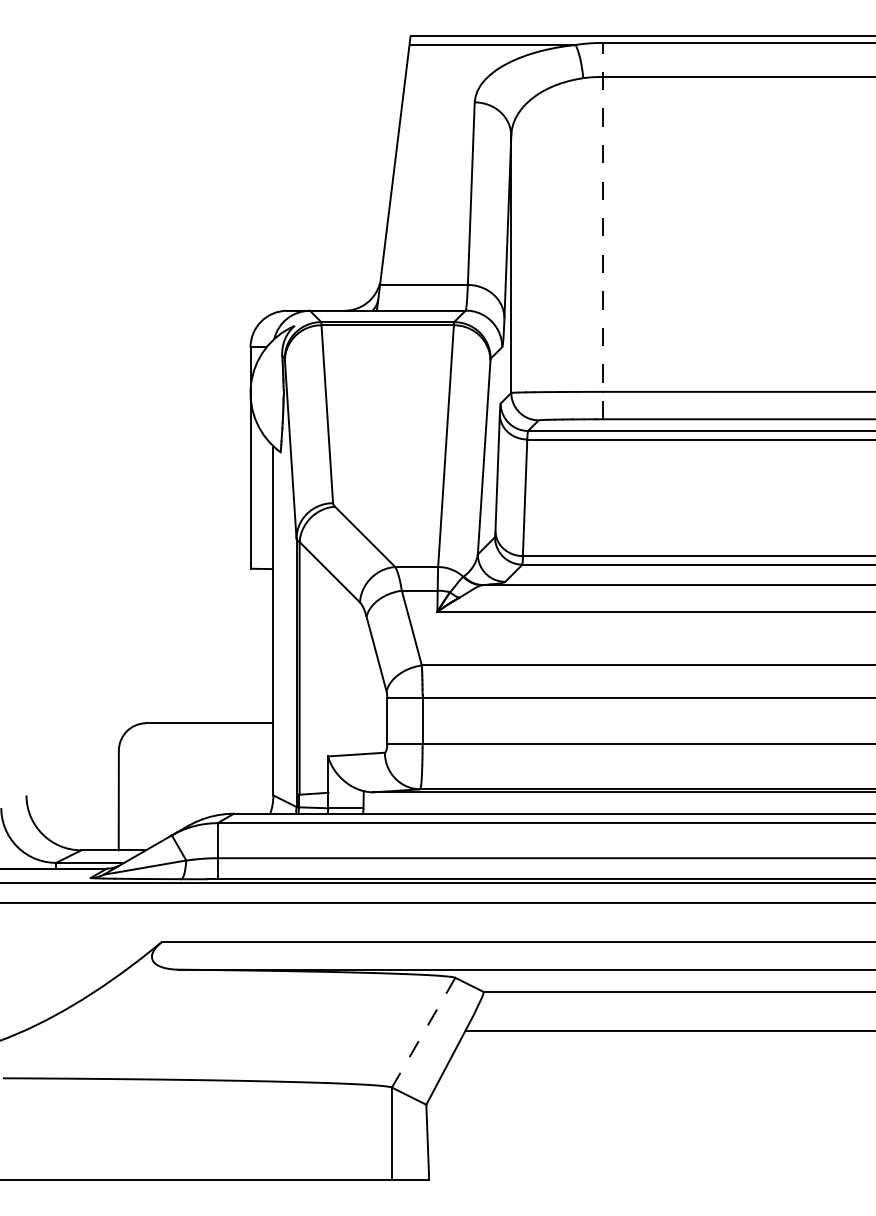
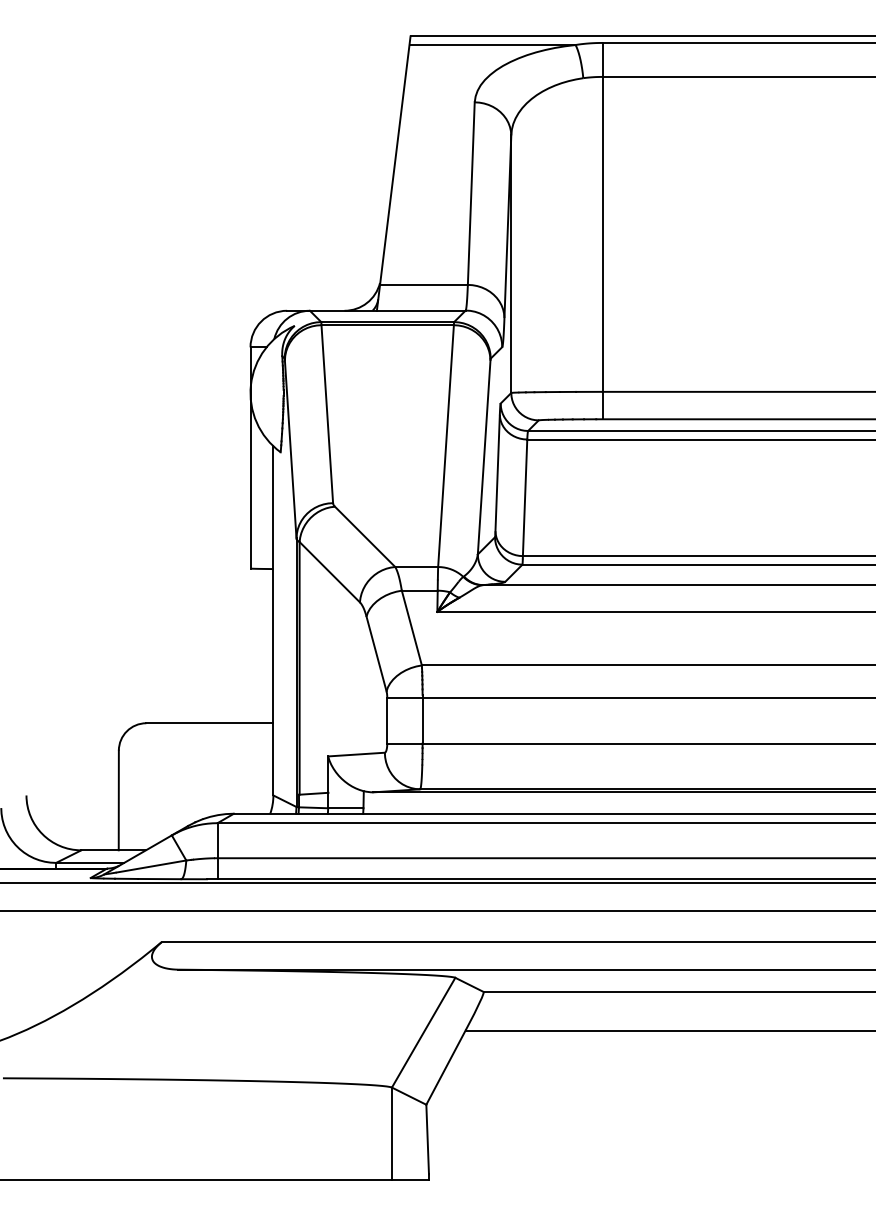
line: dashed -> solid (602, 230)
line position: (437, 902) -> (437, 910) (437, 910)
line: dashed -> solid (423, 1033)
